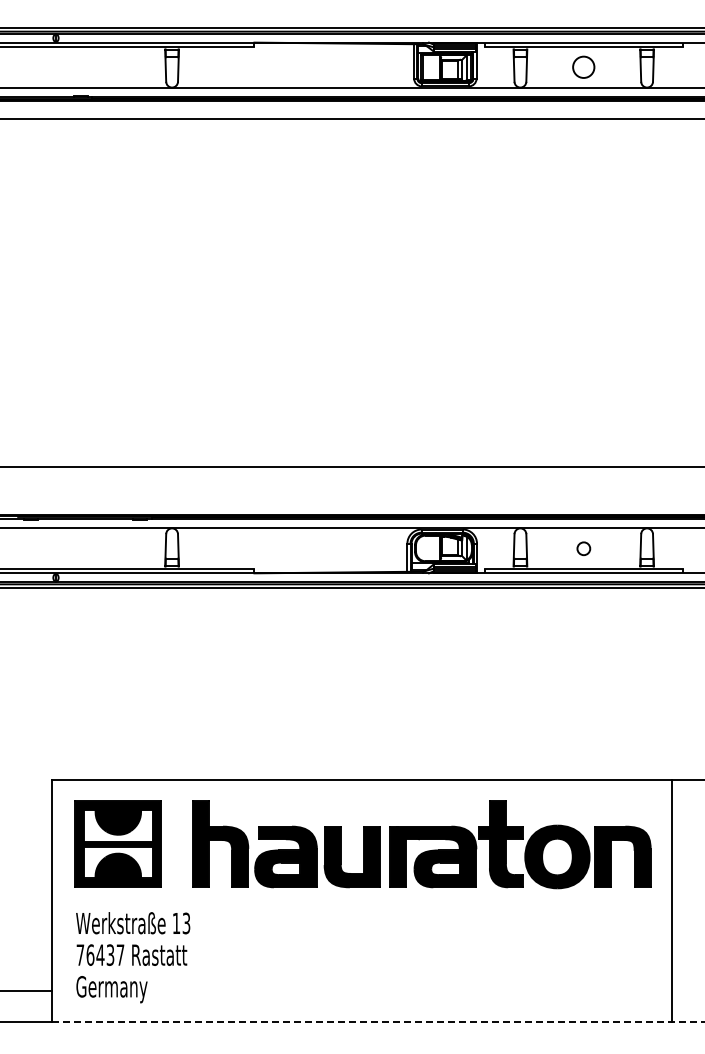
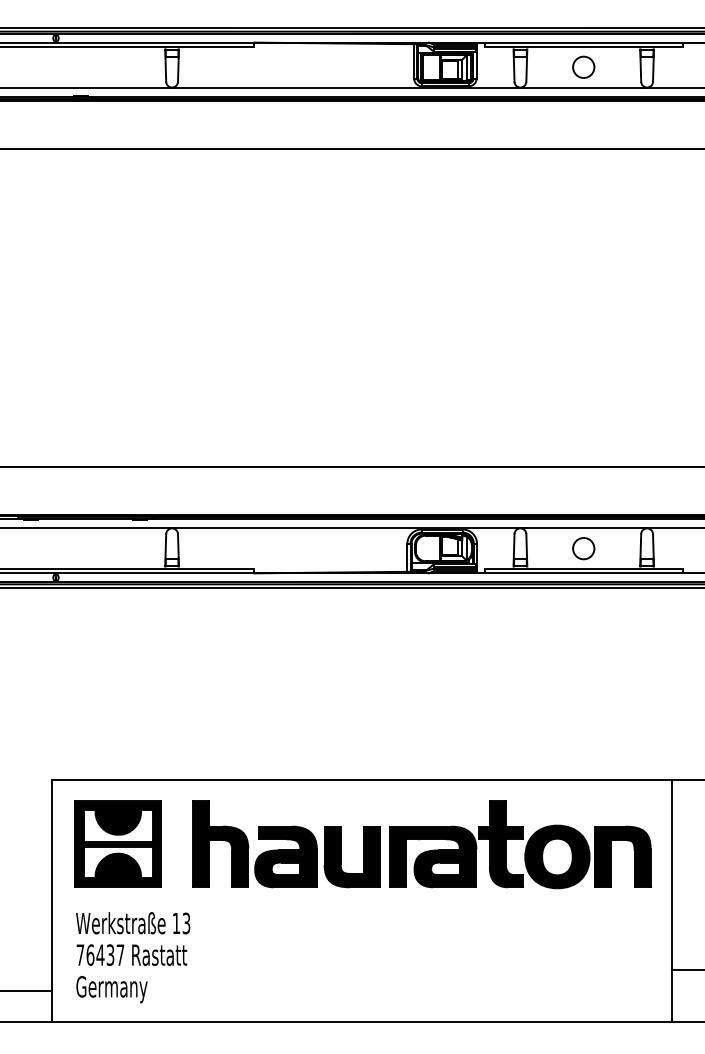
line position: (351, 119) -> (351, 149) (351, 149)
circle size: 16x16 px -> 24x24 px (583, 548)
line: none -> present (686, 969)
line: dashed -> solid (378, 1022)
